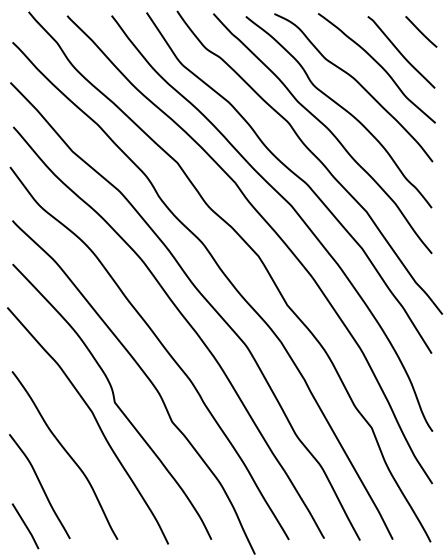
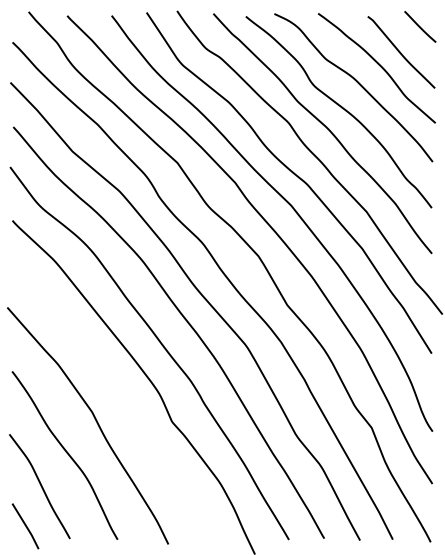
line position: (421, 31) -> (420, 26) (420, 26)
curve: present -> none (113, 401)
